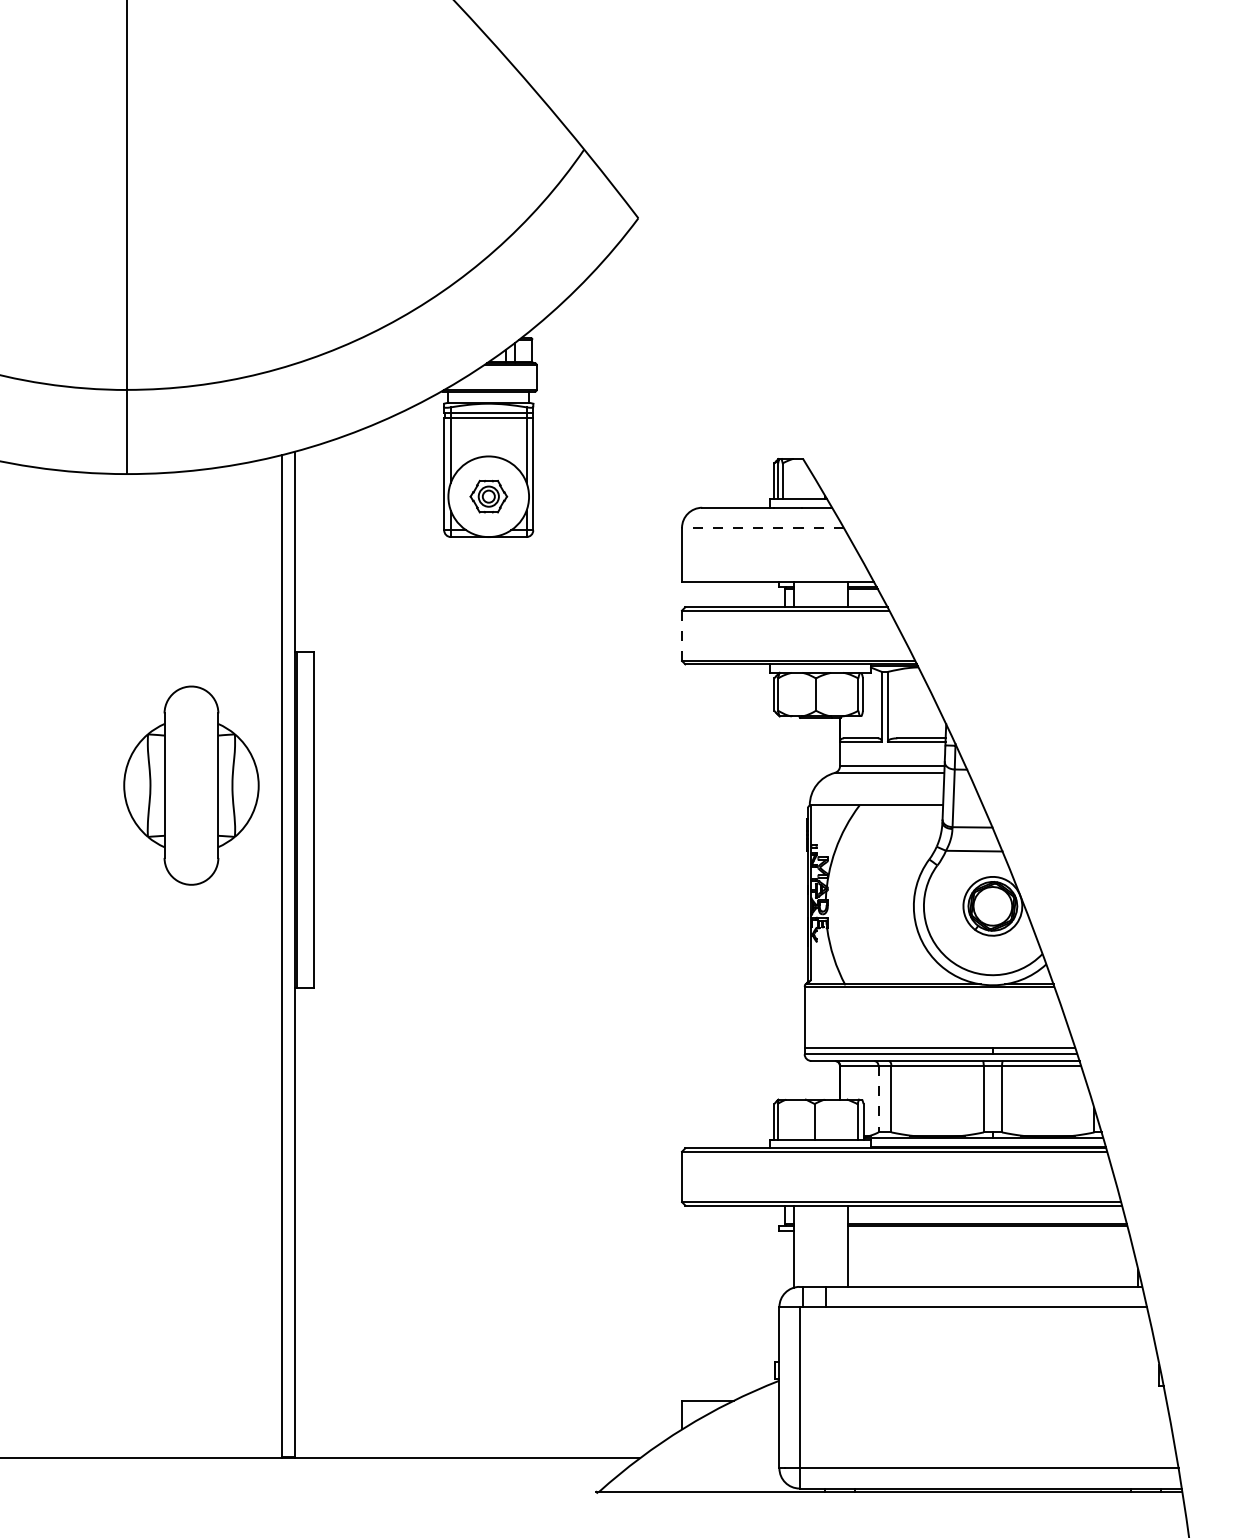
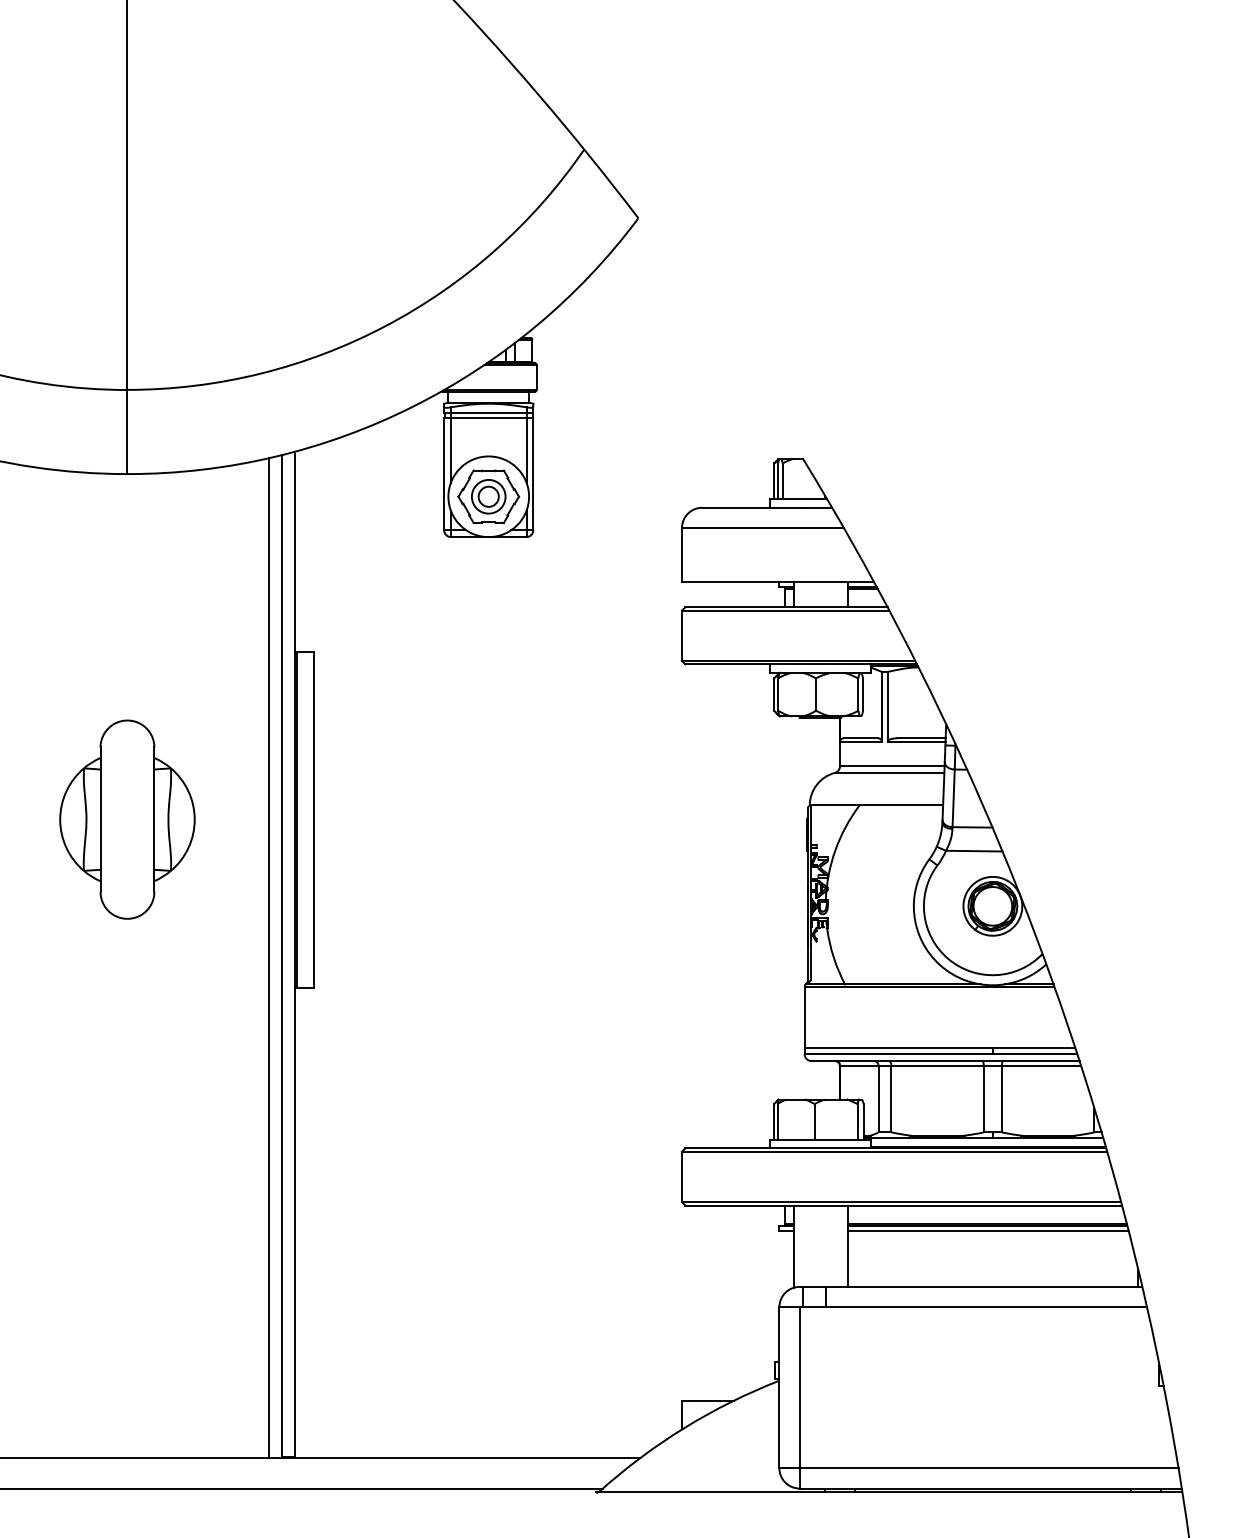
part size: 40x35 px -> 64x55 px (488, 496)
line: dashed -> solid (762, 527)
line: dashed -> solid (682, 636)
part position: (191, 785) -> (127, 819) (127, 819)
line: none -> present (268, 958)
line: dashed -> solid (878, 1099)
line: none -> present (987, 1231)
line: none -> present (302, 1488)
